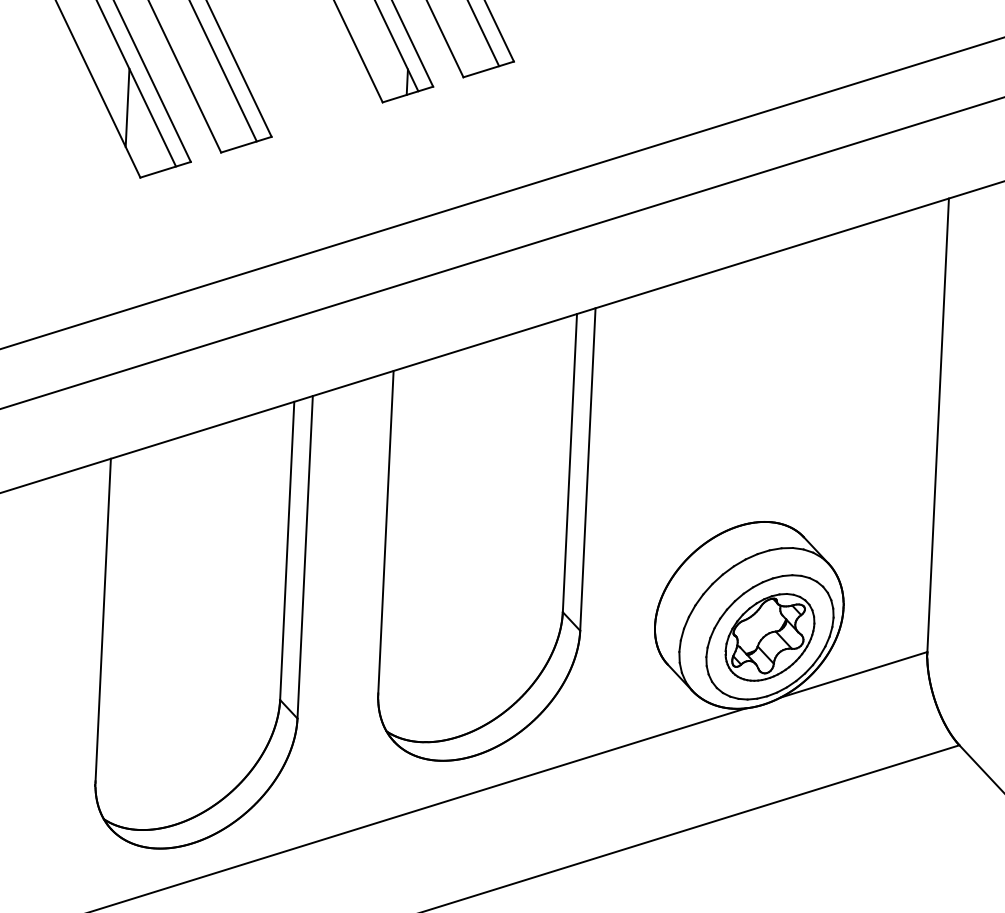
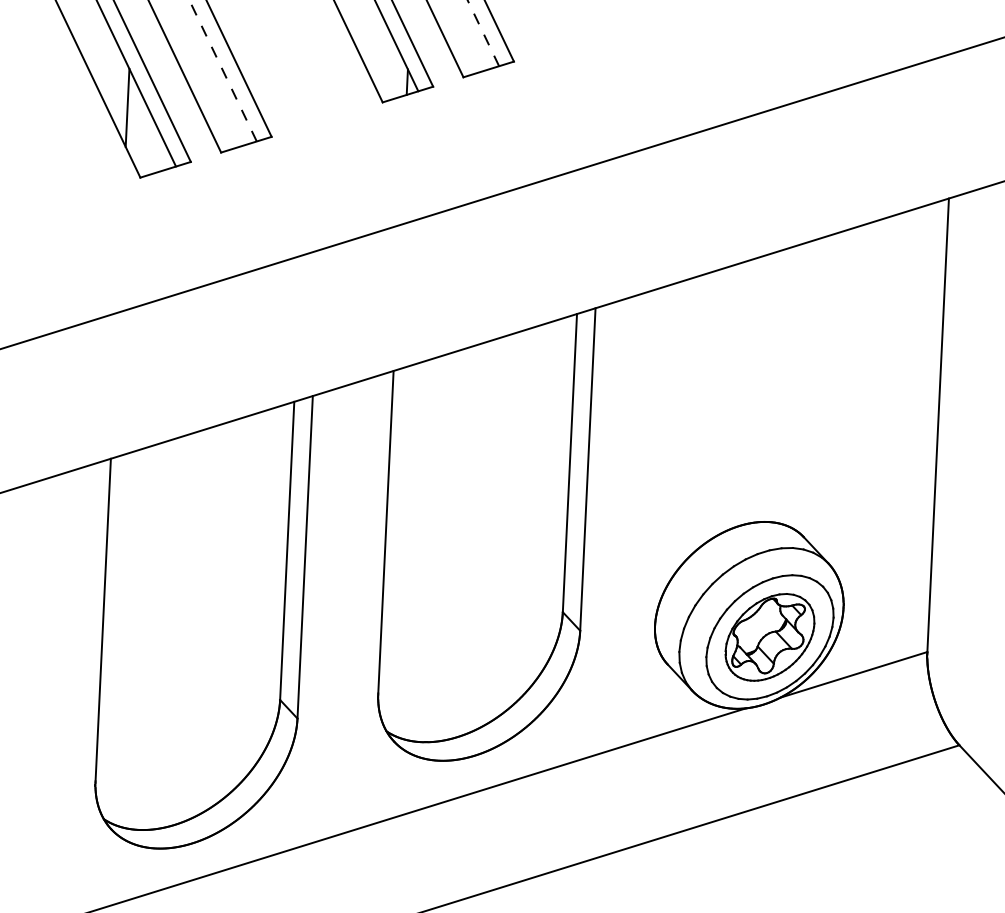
line: solid -> dashed (483, 32)
line: solid -> dashed (222, 70)
line: present -> none (501, 253)
